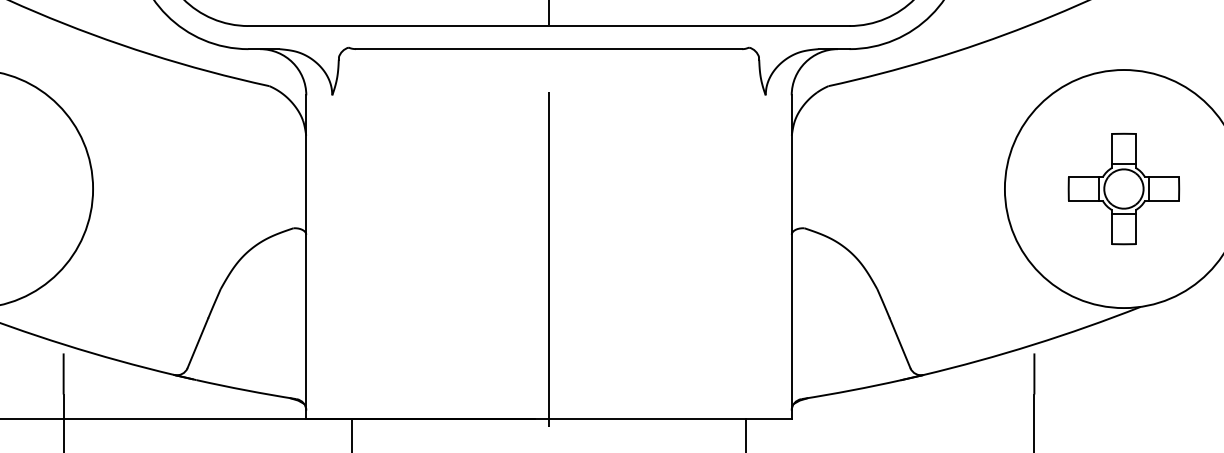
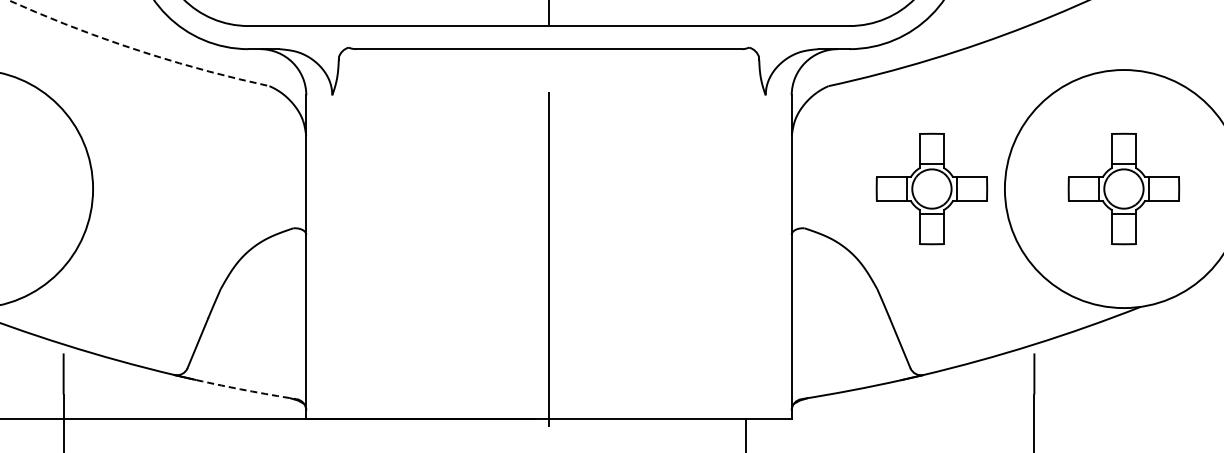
arc: solid -> dashed (136, 49)
part: none -> present (931, 188)
arc: solid -> dashed (246, 390)
line: present -> none (352, 433)
